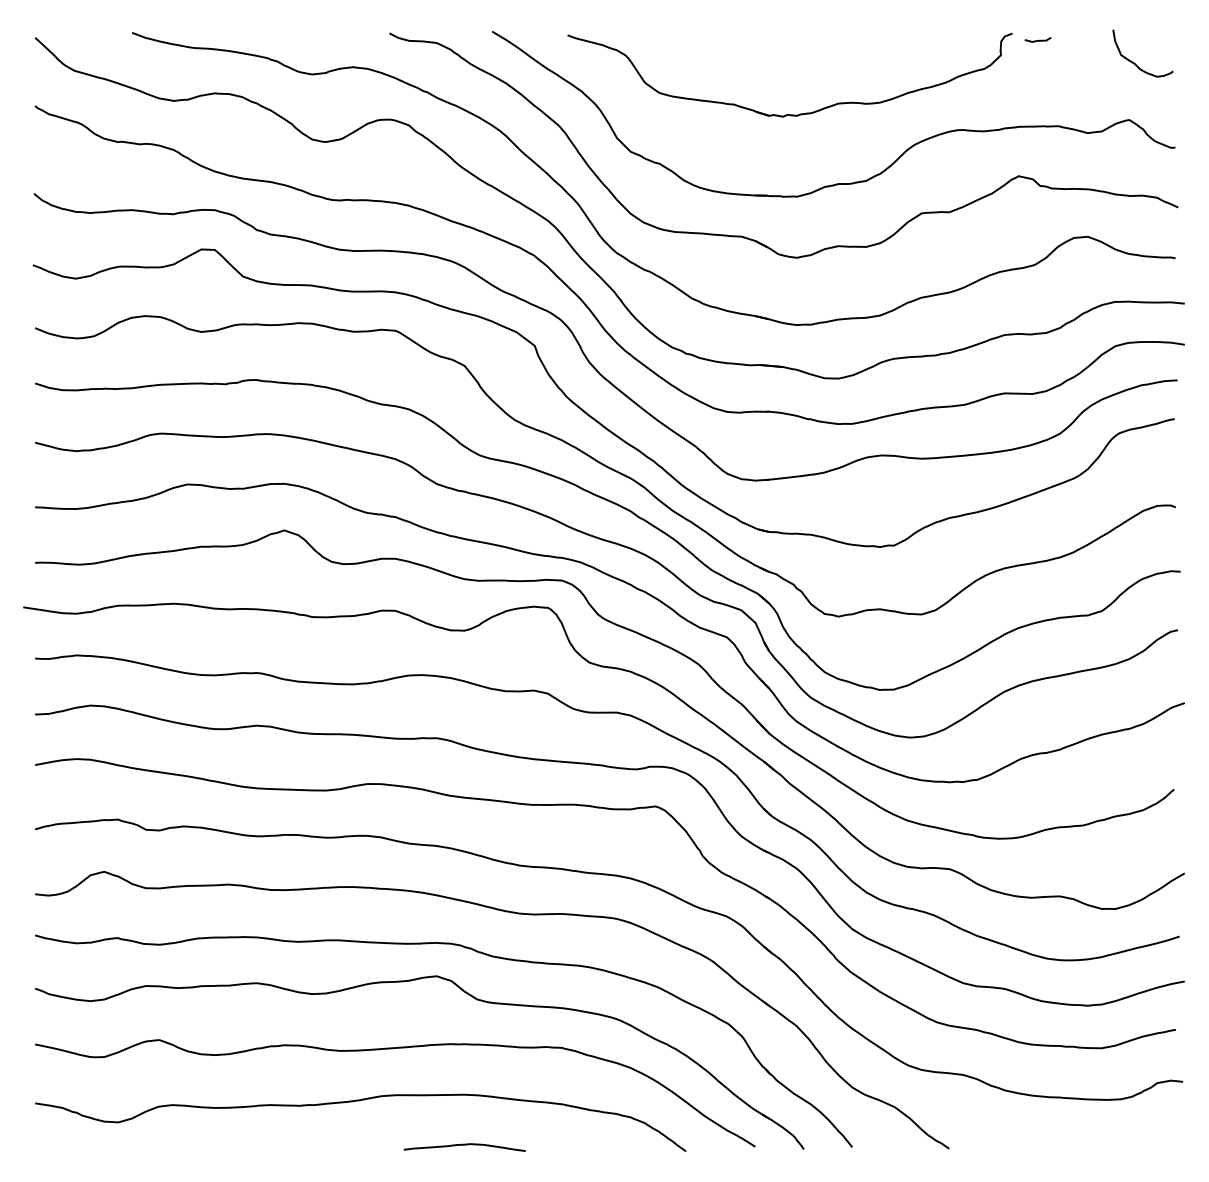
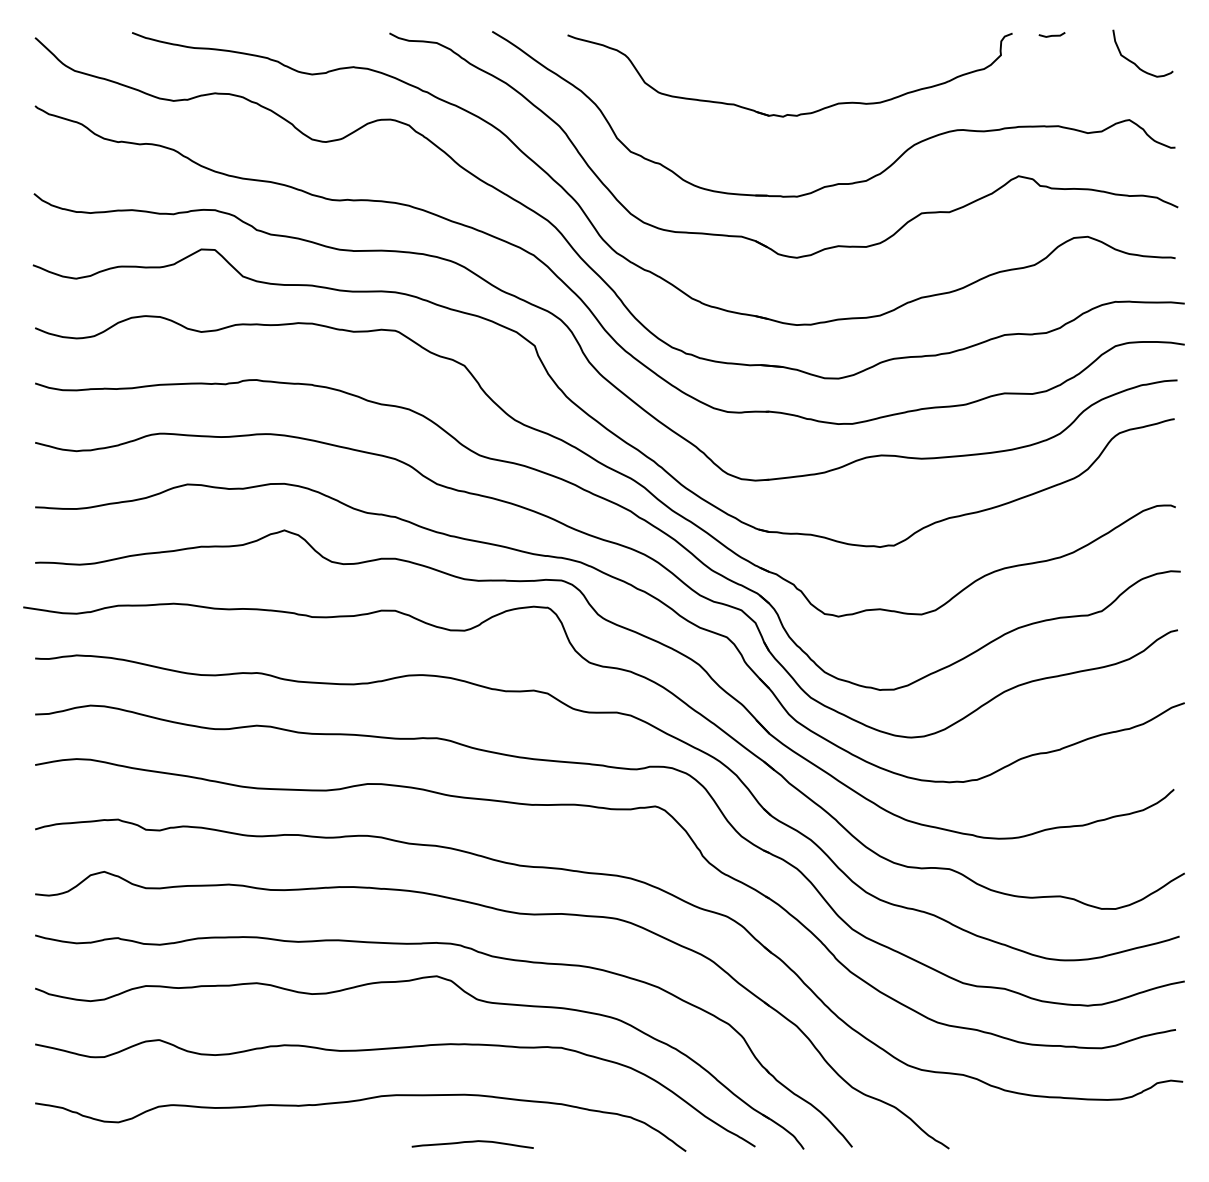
line position: (1037, 40) -> (1051, 35) (1051, 35)
curve position: (464, 1145) -> (472, 1142) (472, 1142)
